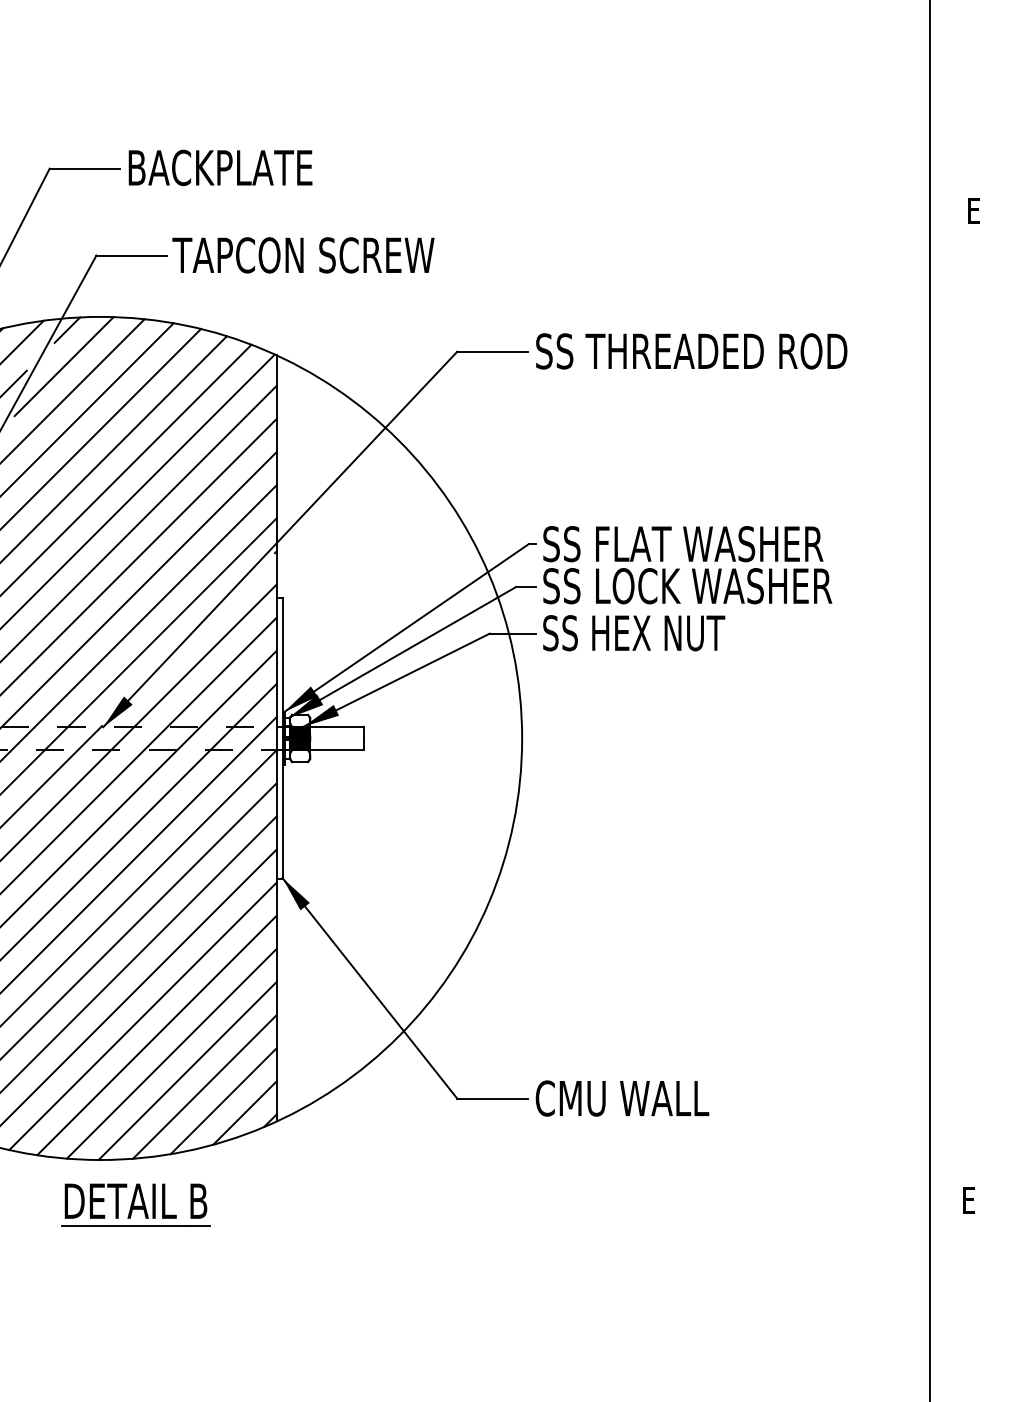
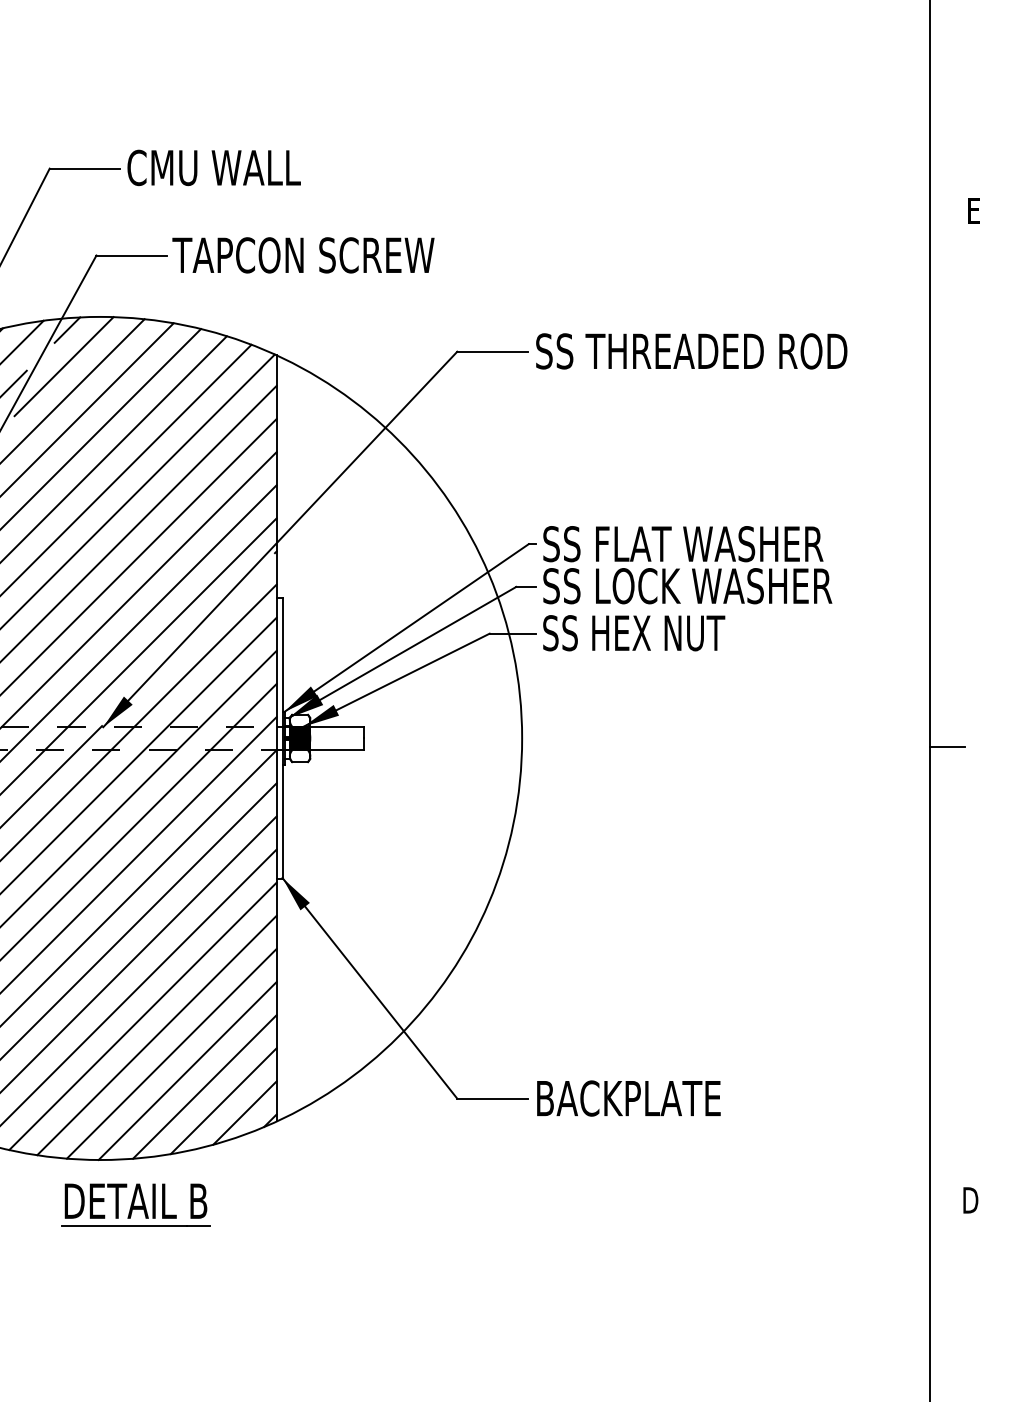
text: BACKPLATE -> CMU WALL (219, 167)
line: none -> present (947, 747)
text: CMU WALL -> BACKPLATE (627, 1098)
text: E -> D (970, 1200)
